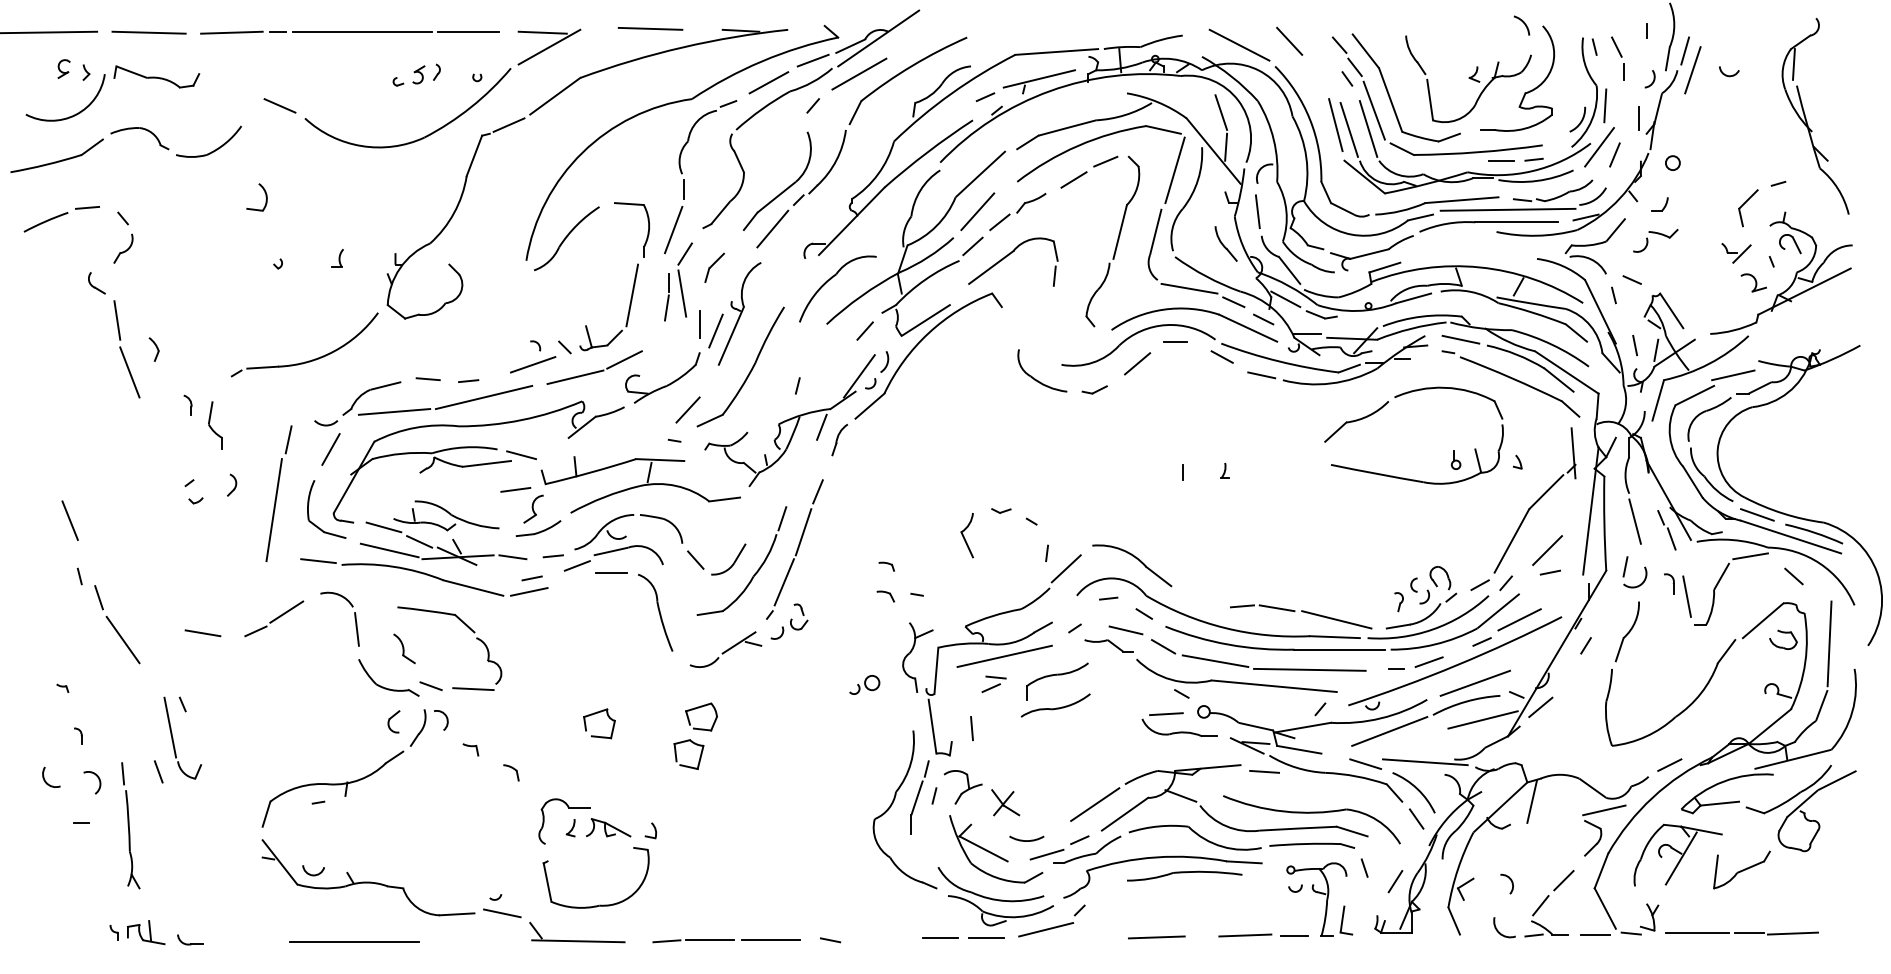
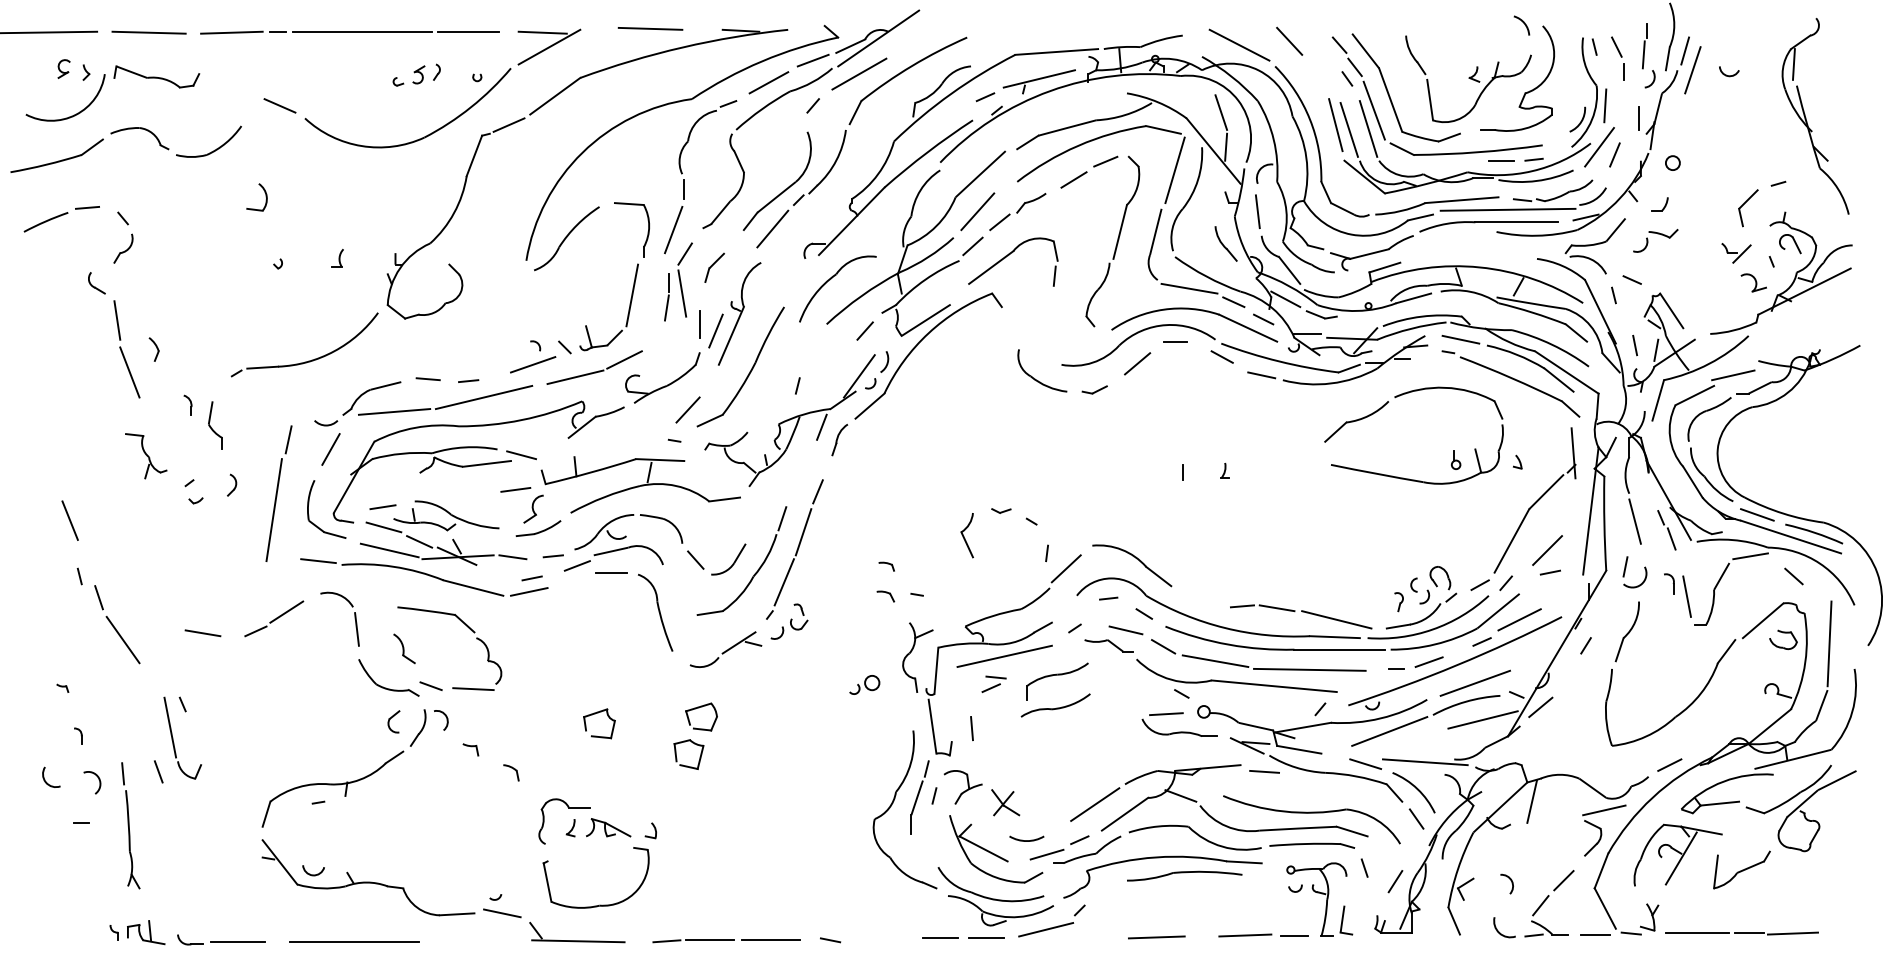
line: none -> present (1643, 54)
part: none -> present (146, 456)
line: none -> present (382, 506)
line: none -> present (237, 942)
